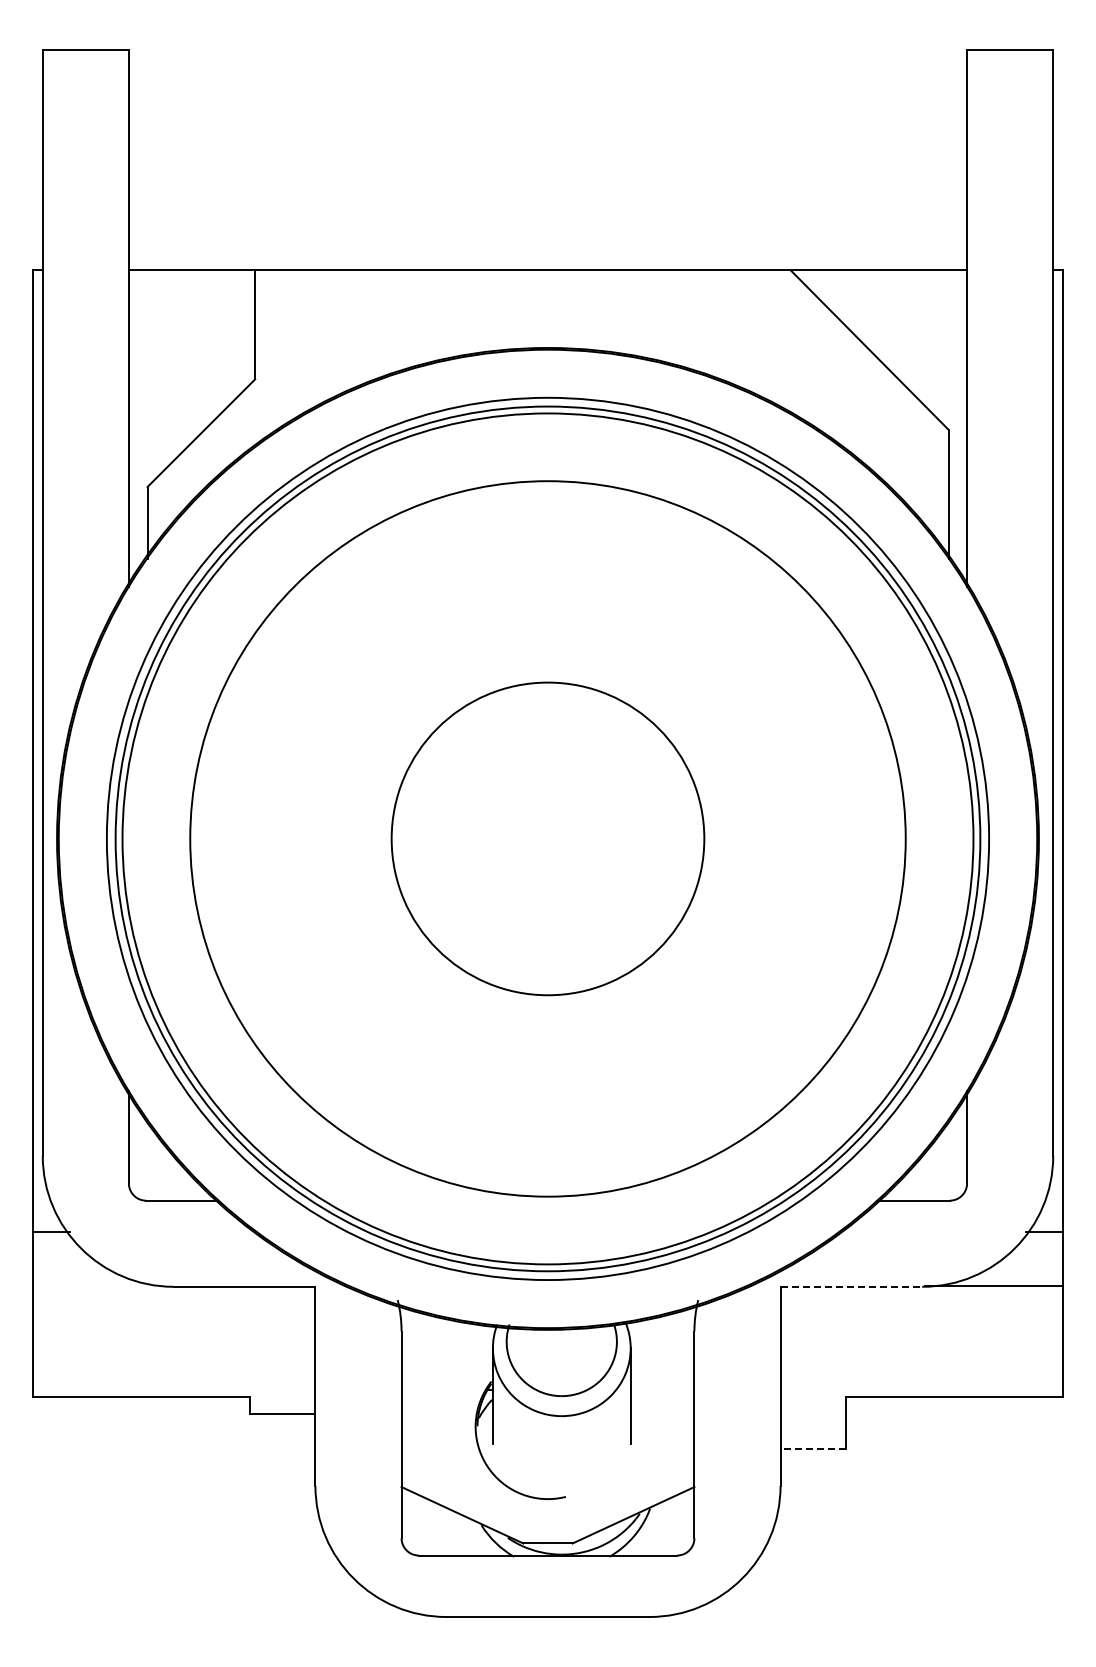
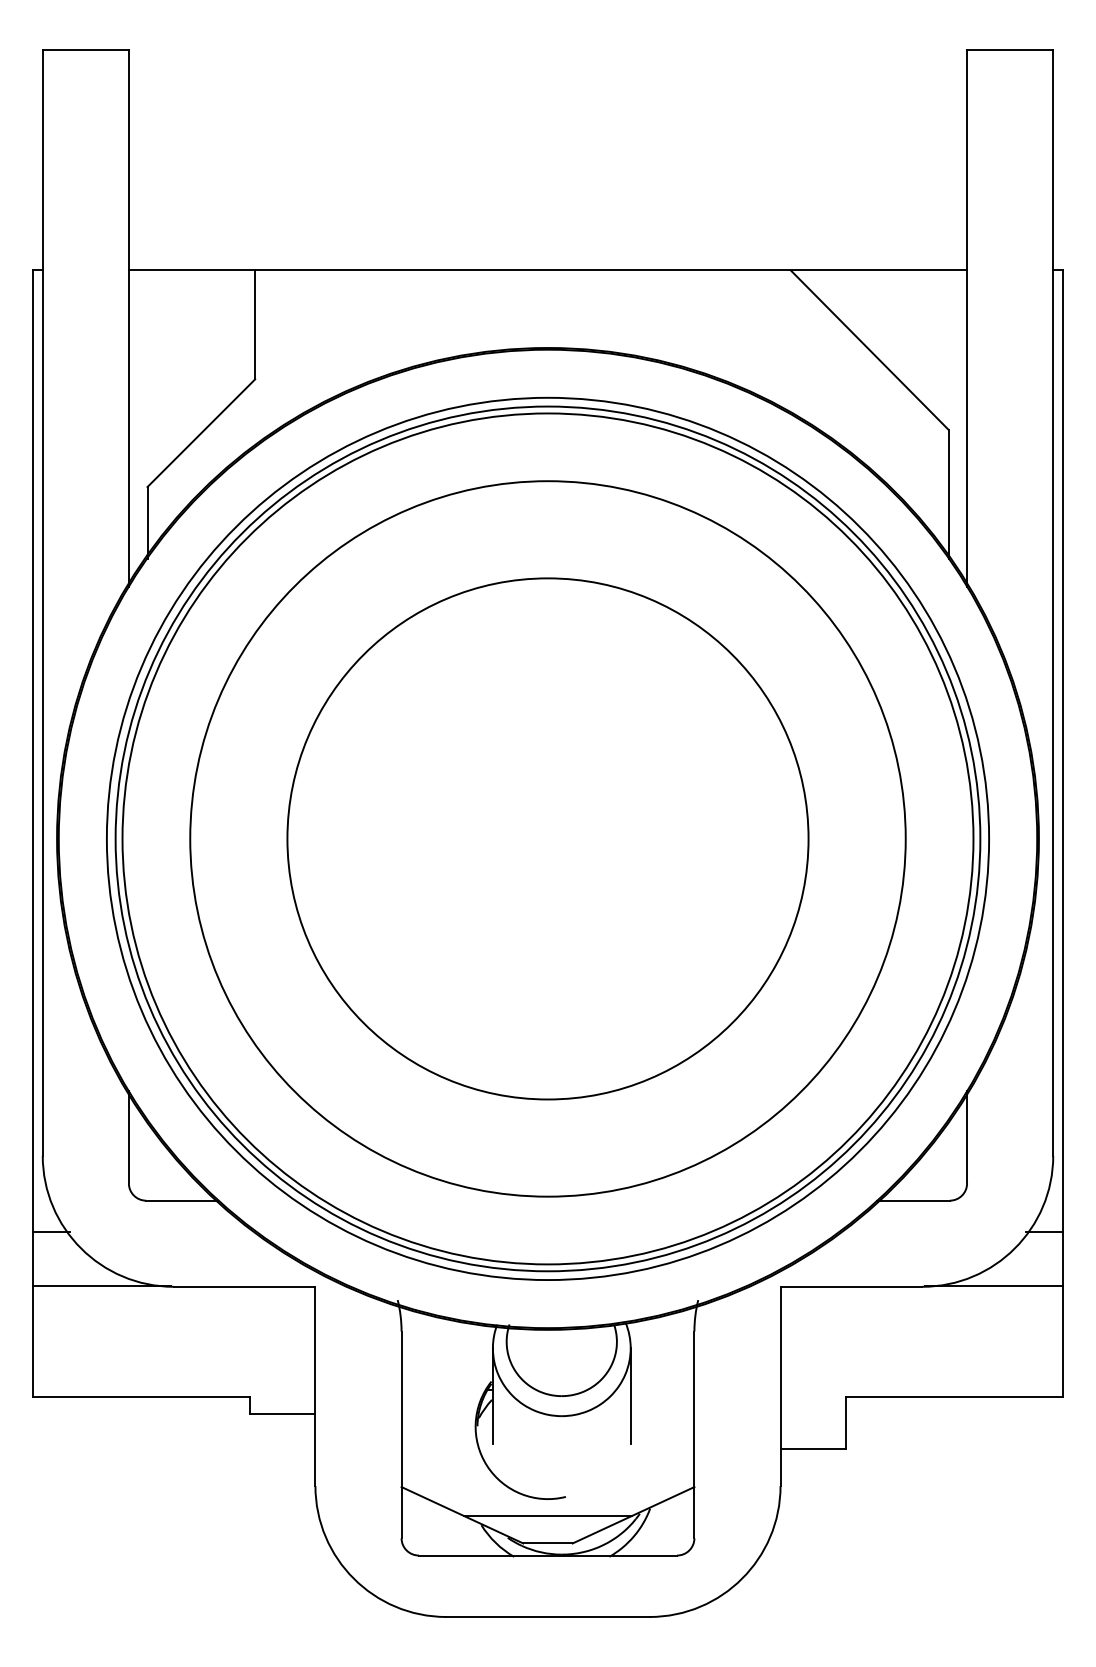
circle diameter: 313 px -> 521 px (547, 838)
line: none -> present (101, 1286)
line: dashed -> solid (851, 1286)
line: dashed -> solid (813, 1448)
line: none -> present (547, 1515)
